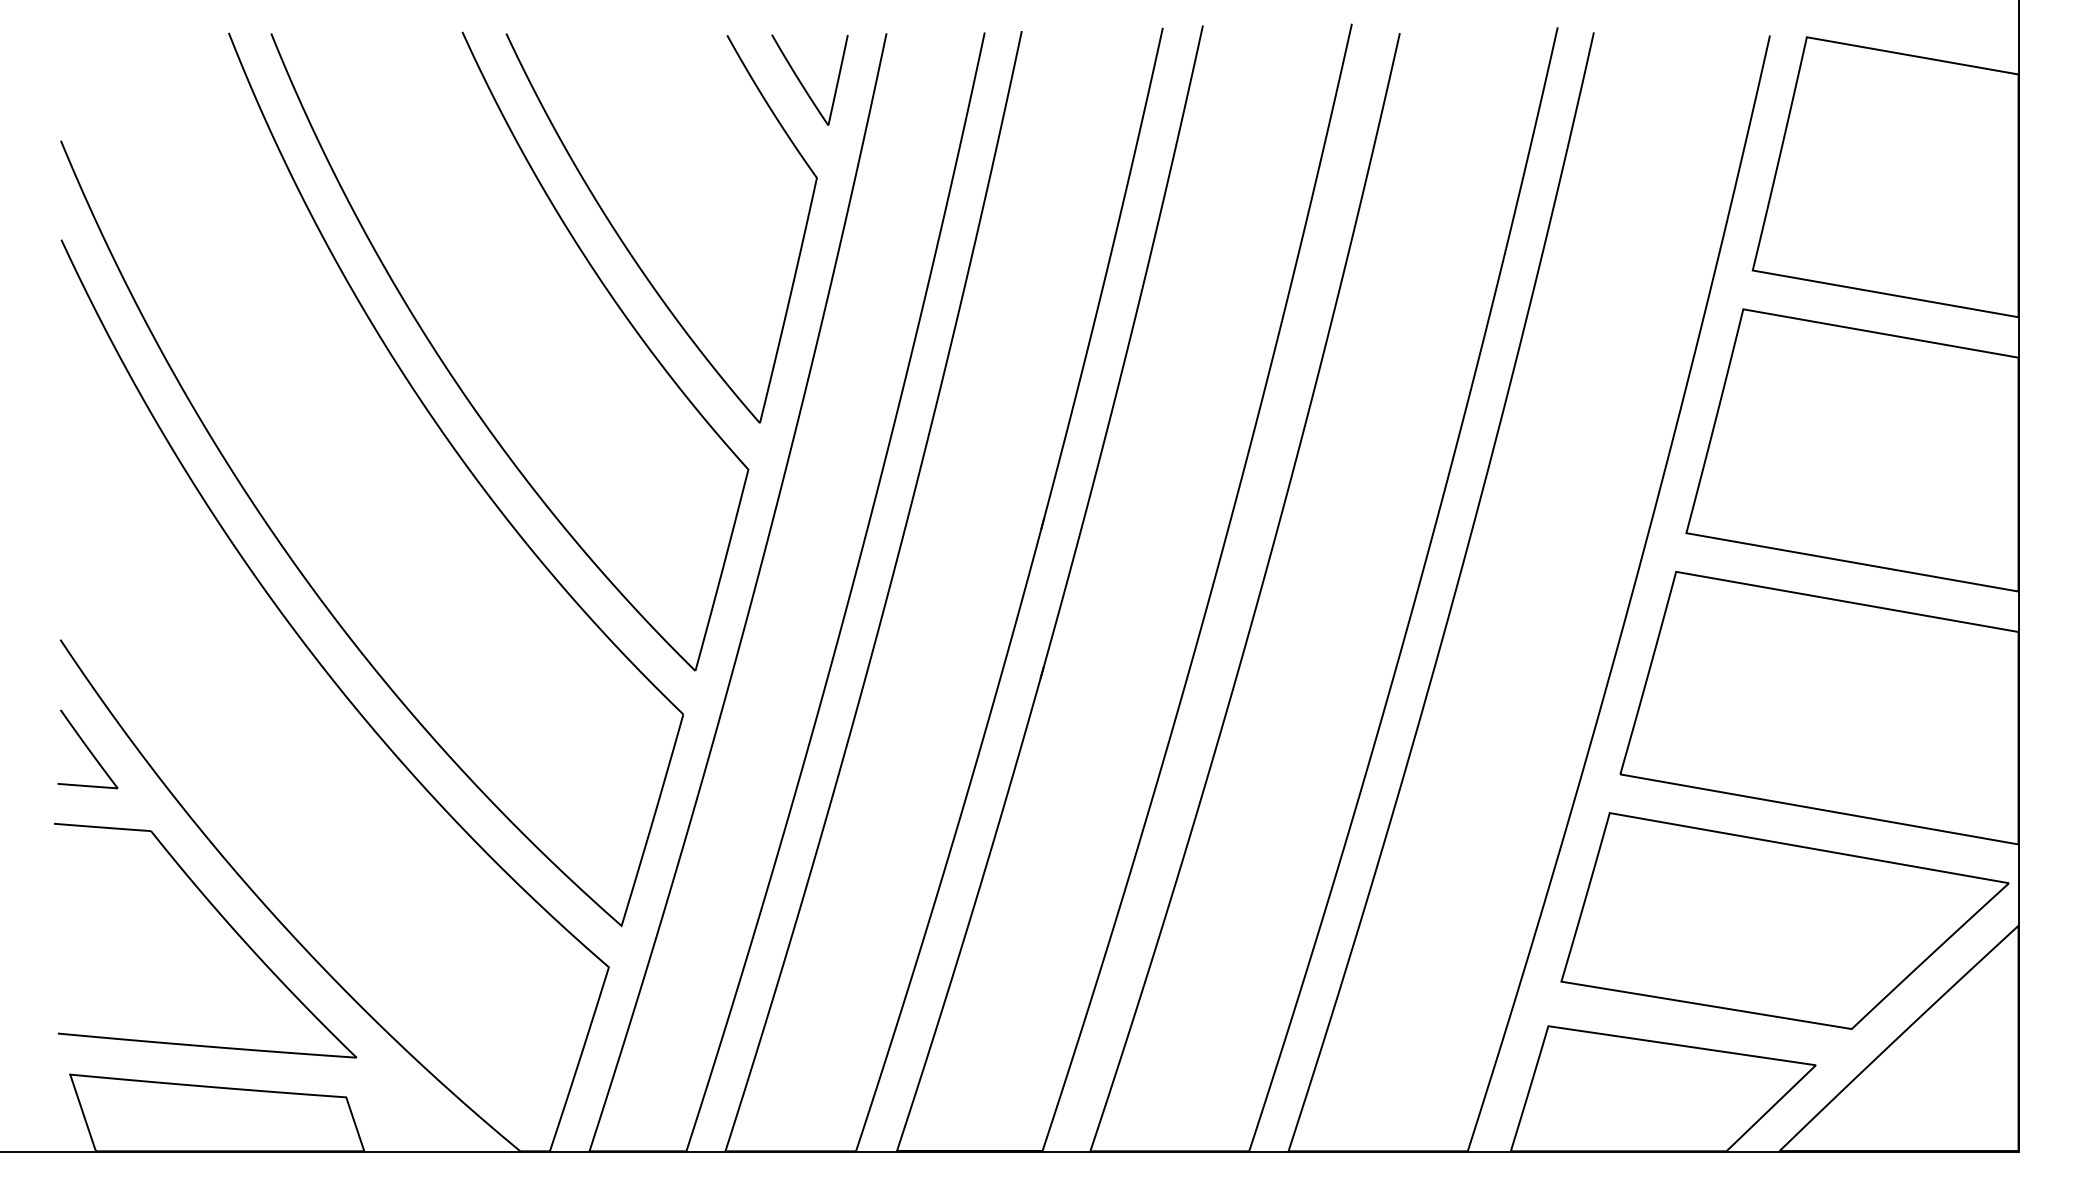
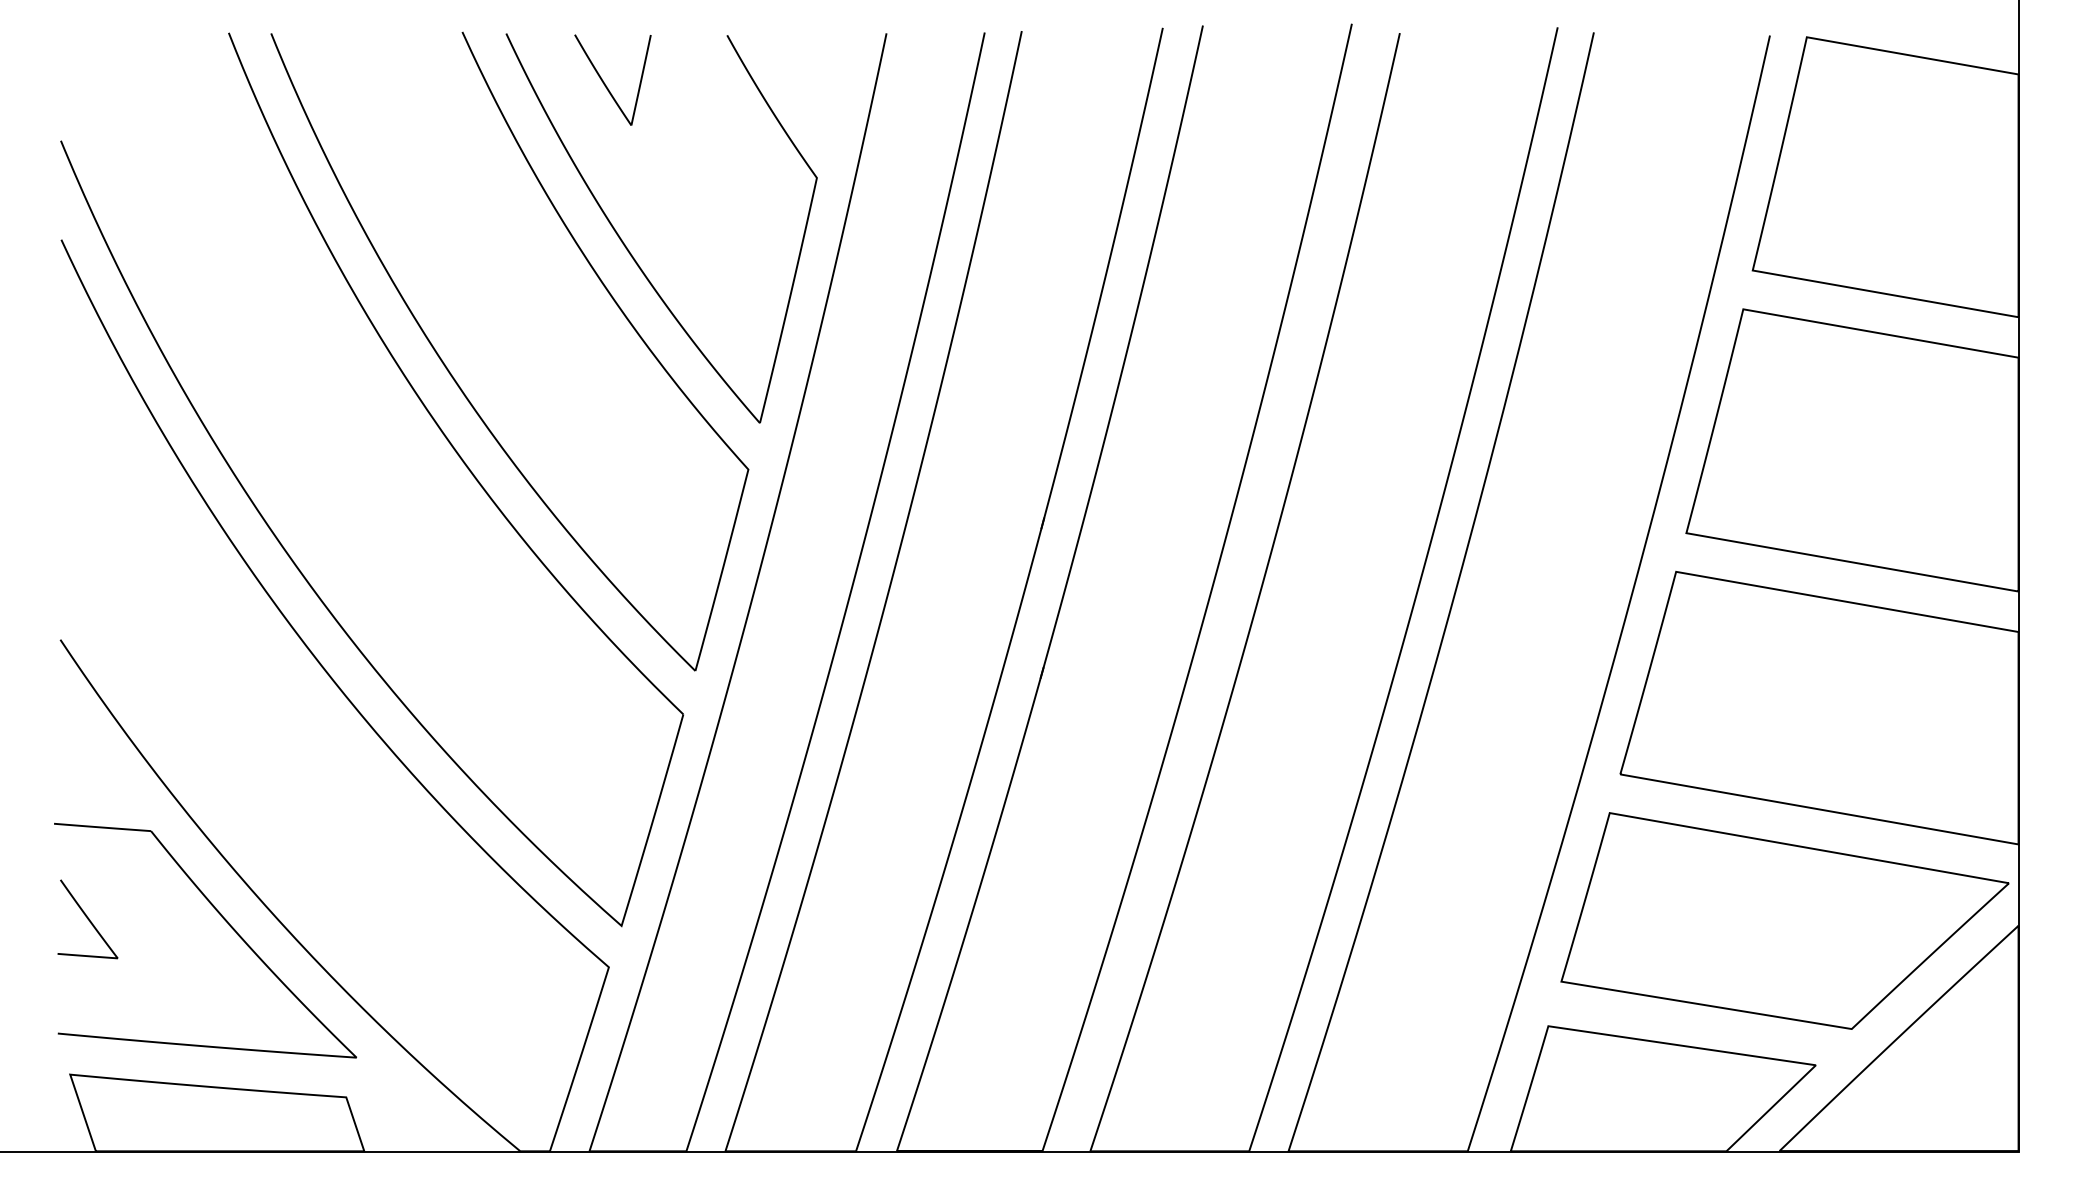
part position: (802, 83) -> (605, 83) (605, 83)
curve position: (87, 749) -> (87, 919) (87, 919)
